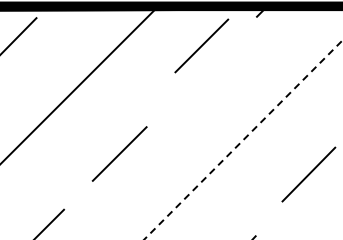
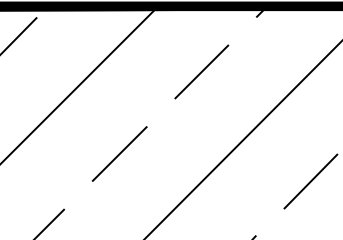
line position: (201, 45) -> (201, 71) (201, 71)
line: dashed -> solid (243, 139)
line position: (308, 174) -> (310, 181) (310, 181)
